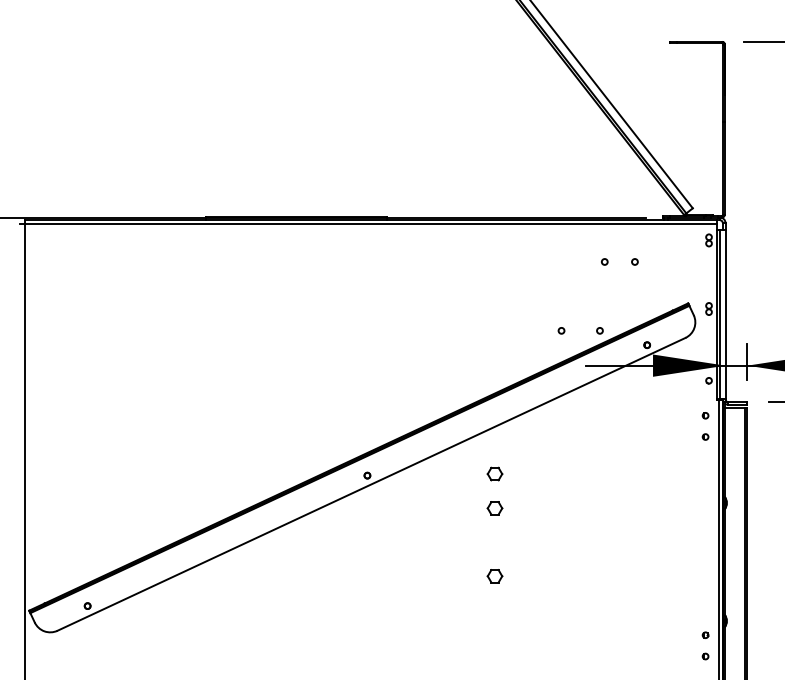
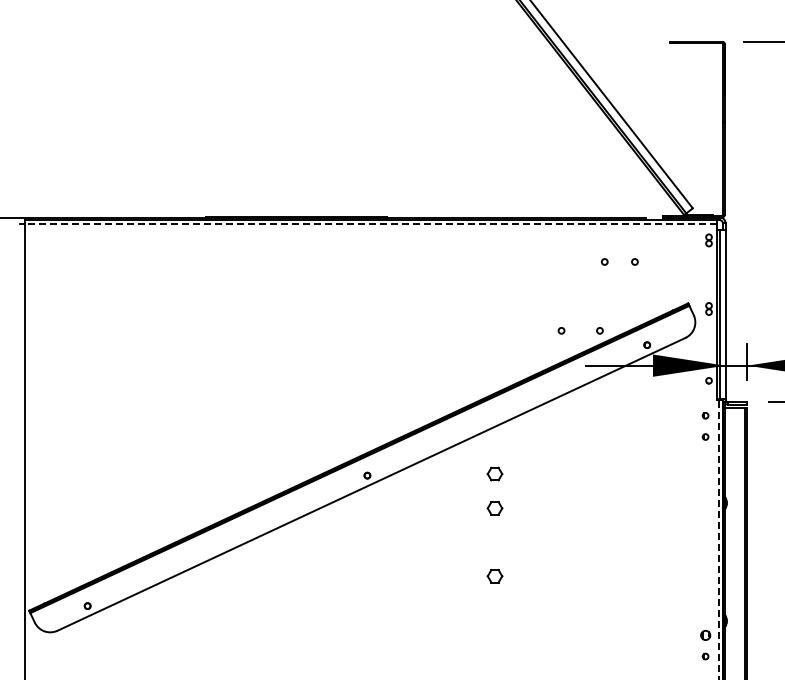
line: solid -> dashed (370, 224)
line: solid -> dashed (718, 539)
part size: 9x8 px -> 12x11 px (705, 635)
